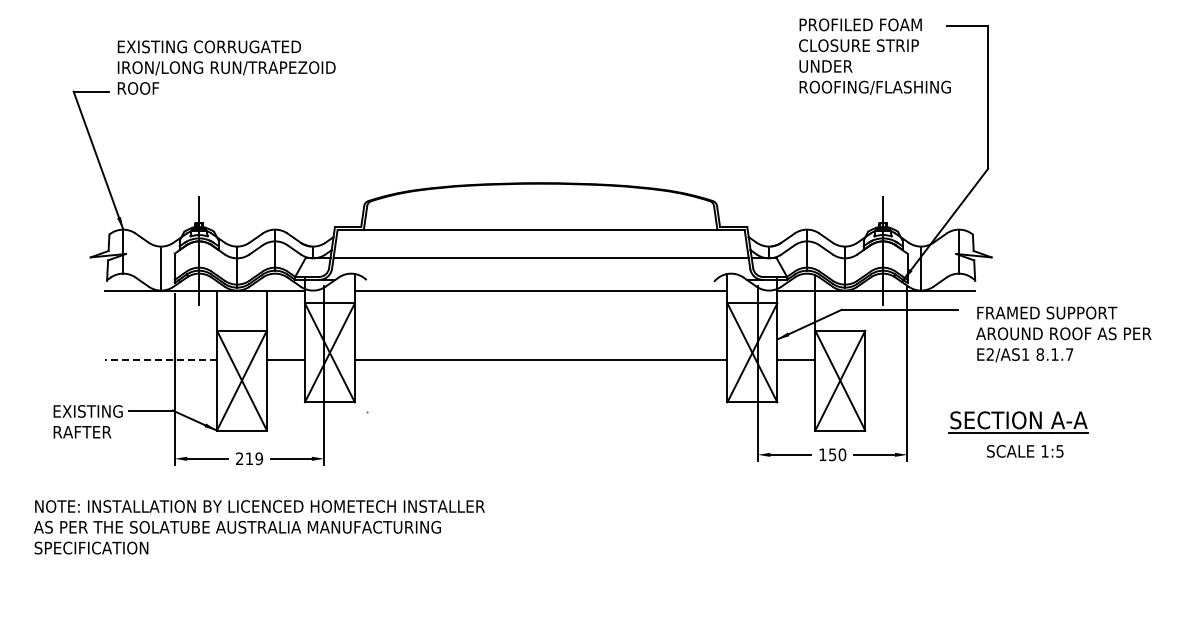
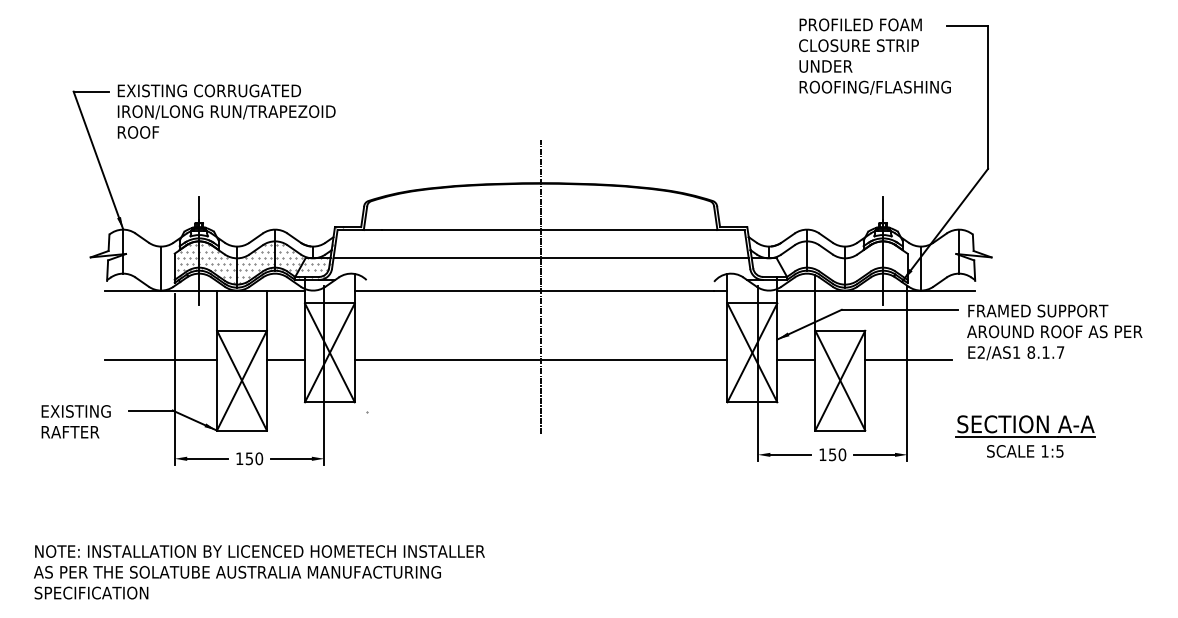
text position: (226, 67) -> (226, 111) (226, 111)
hatch: none -> present (259, 254)
line: none -> present (541, 287)
text position: (1063, 334) -> (1054, 332) (1054, 332)
line: dashed -> solid (161, 359)
line: none -> present (908, 359)
text position: (87, 421) -> (75, 421) (75, 421)
part position: (1018, 422) -> (1025, 426) (1025, 426)
text: 219 -> 150 (249, 458)
text position: (259, 527) -> (259, 572) (259, 572)
